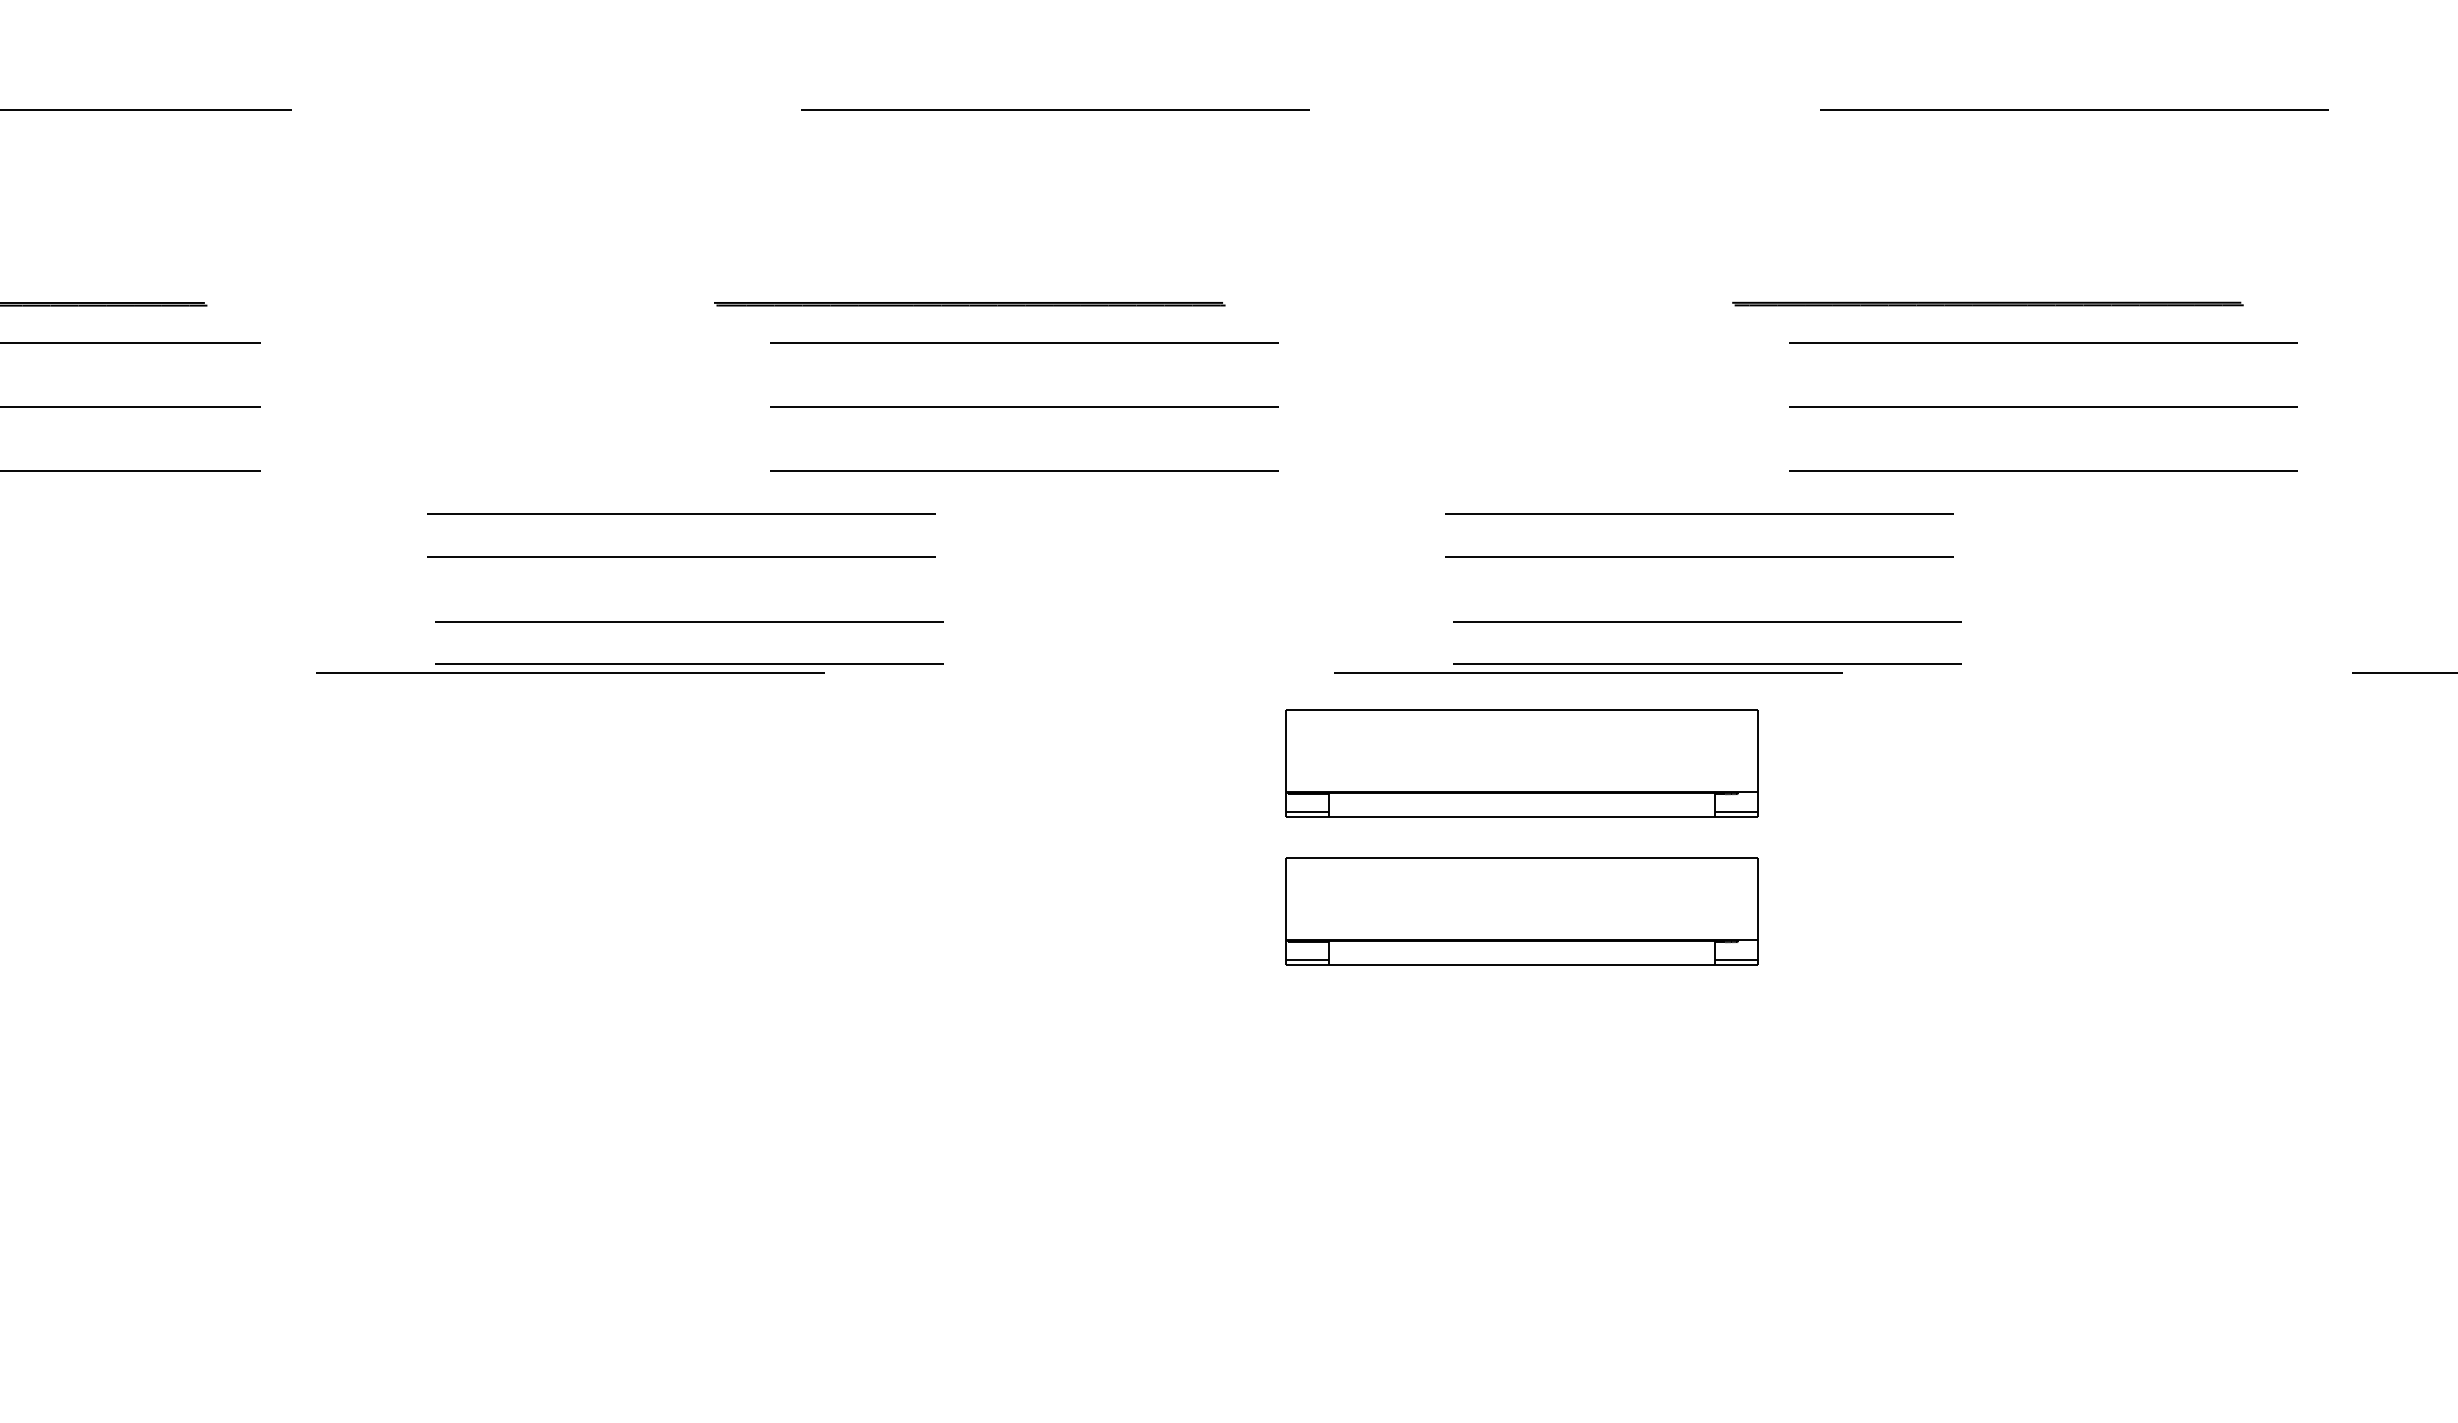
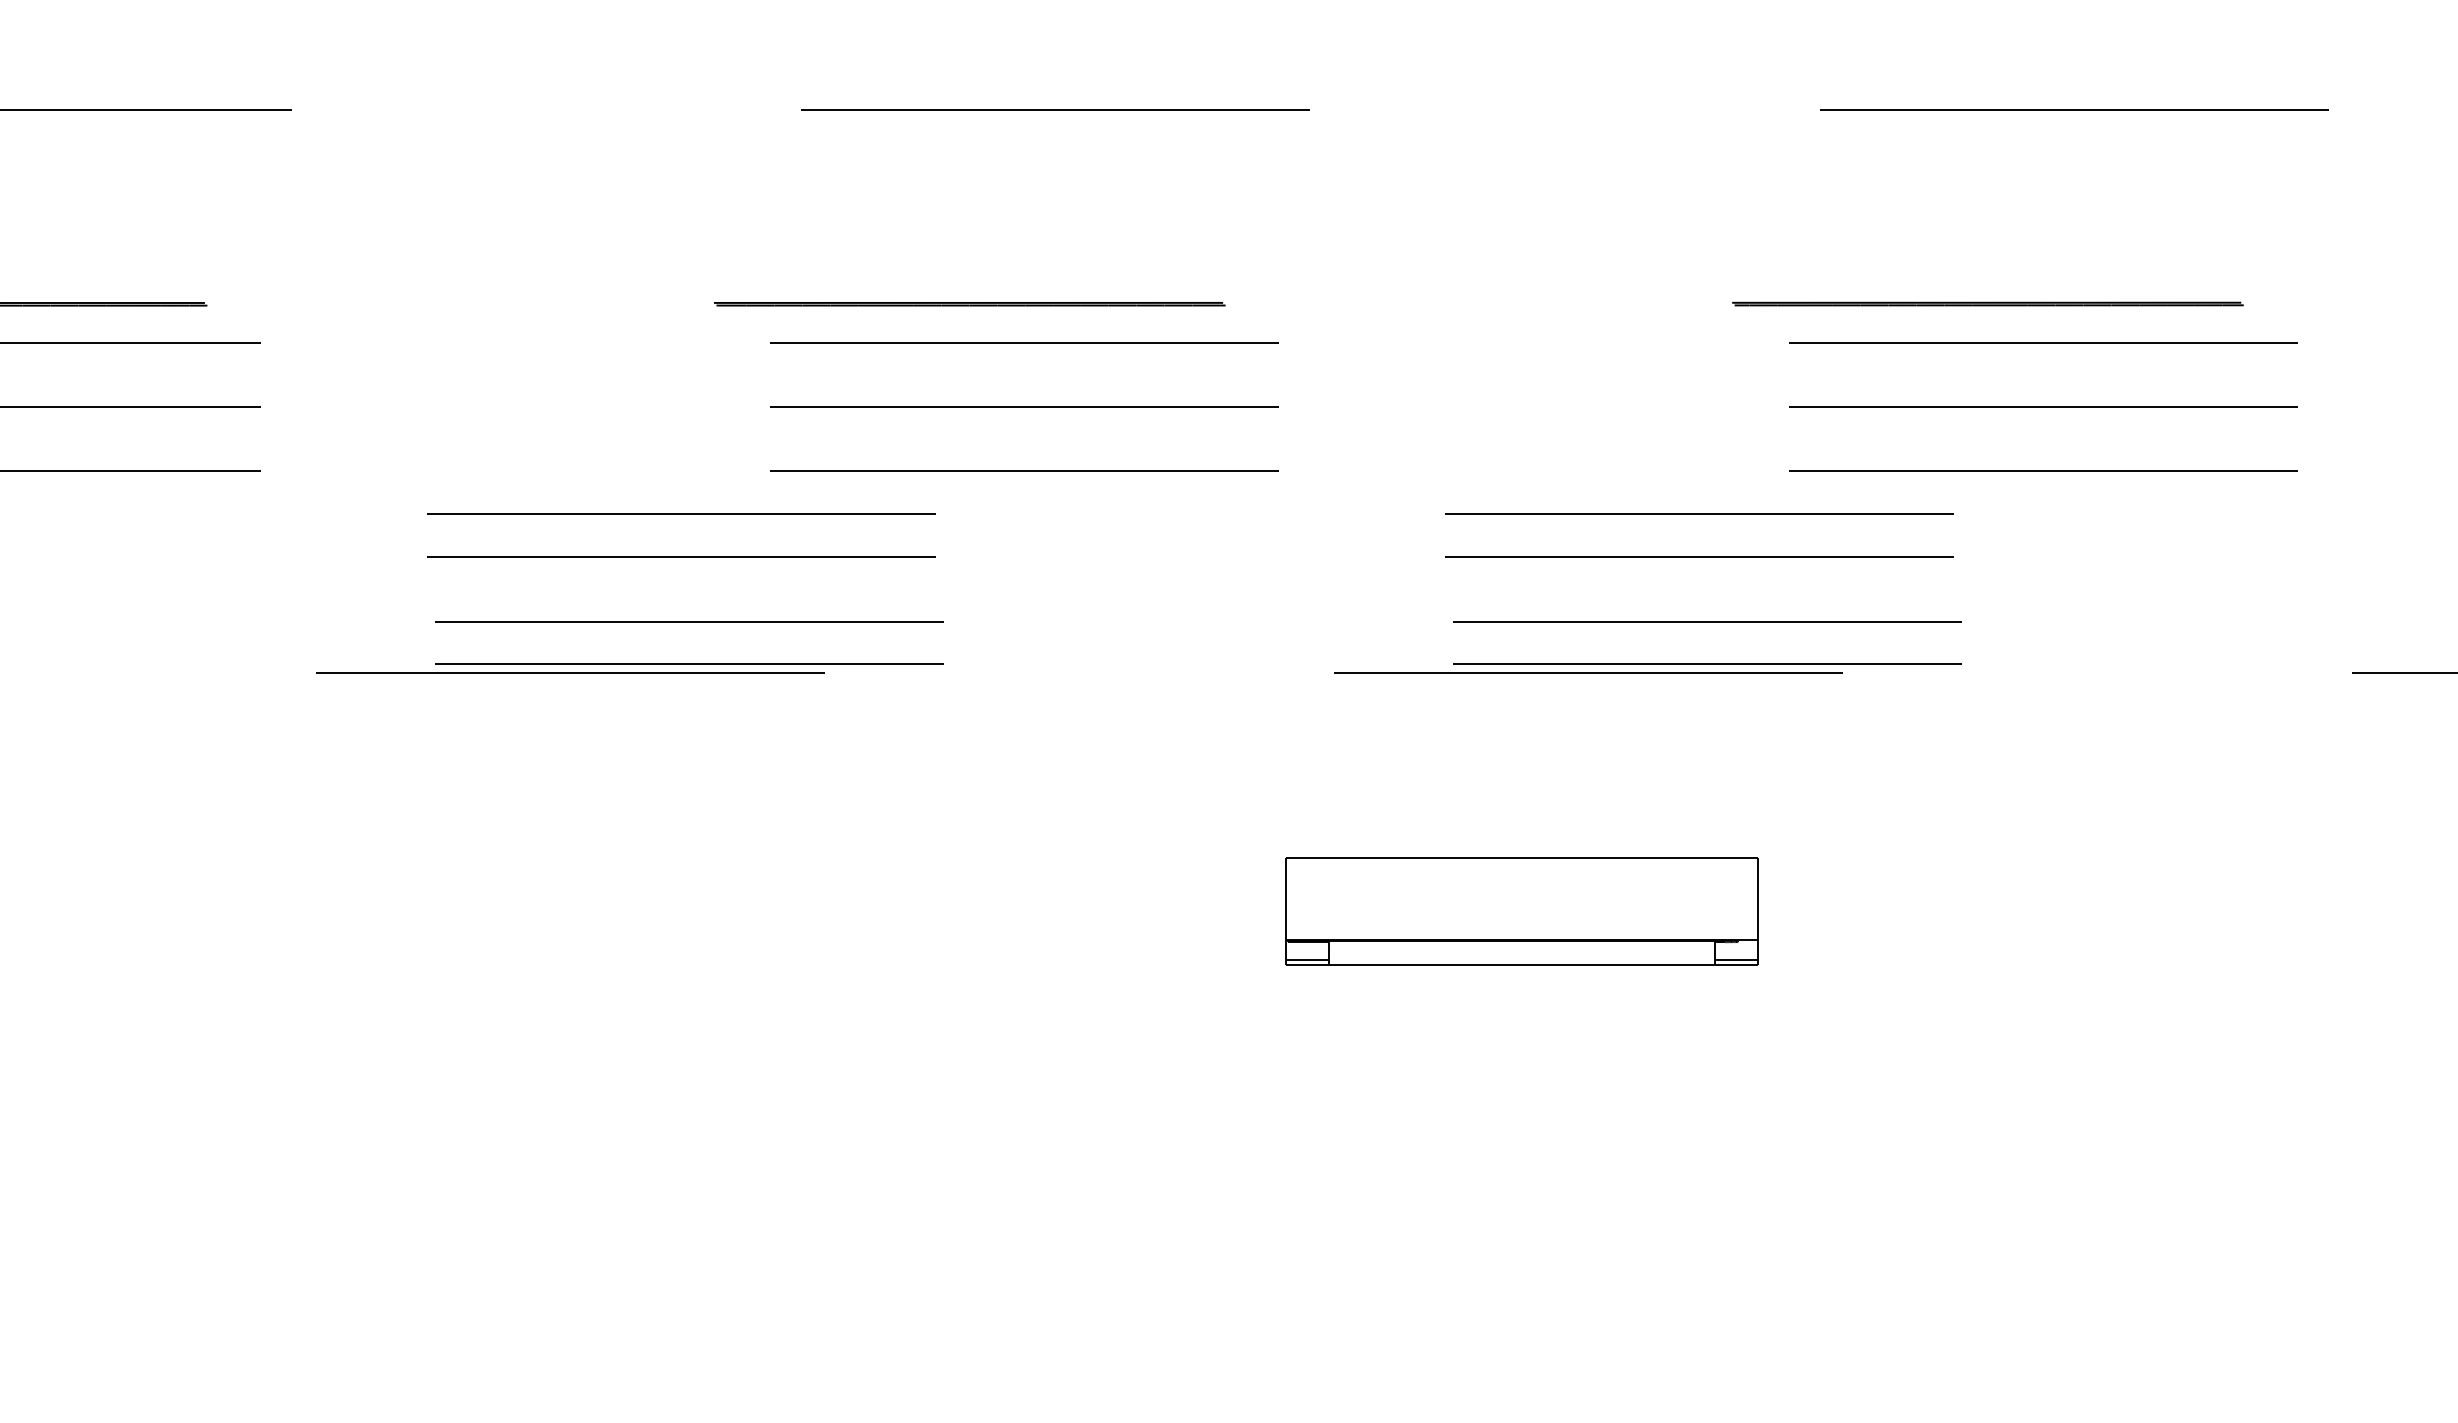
part: present -> none (1521, 763)
